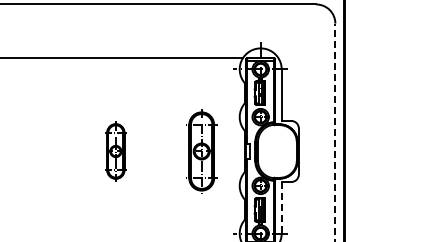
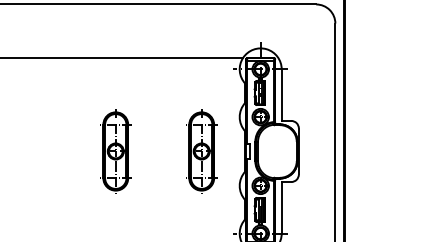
line: dashed -> solid (335, 132)
part size: 22x61 px -> 32x85 px (115, 151)
line: dashed -> solid (281, 207)
